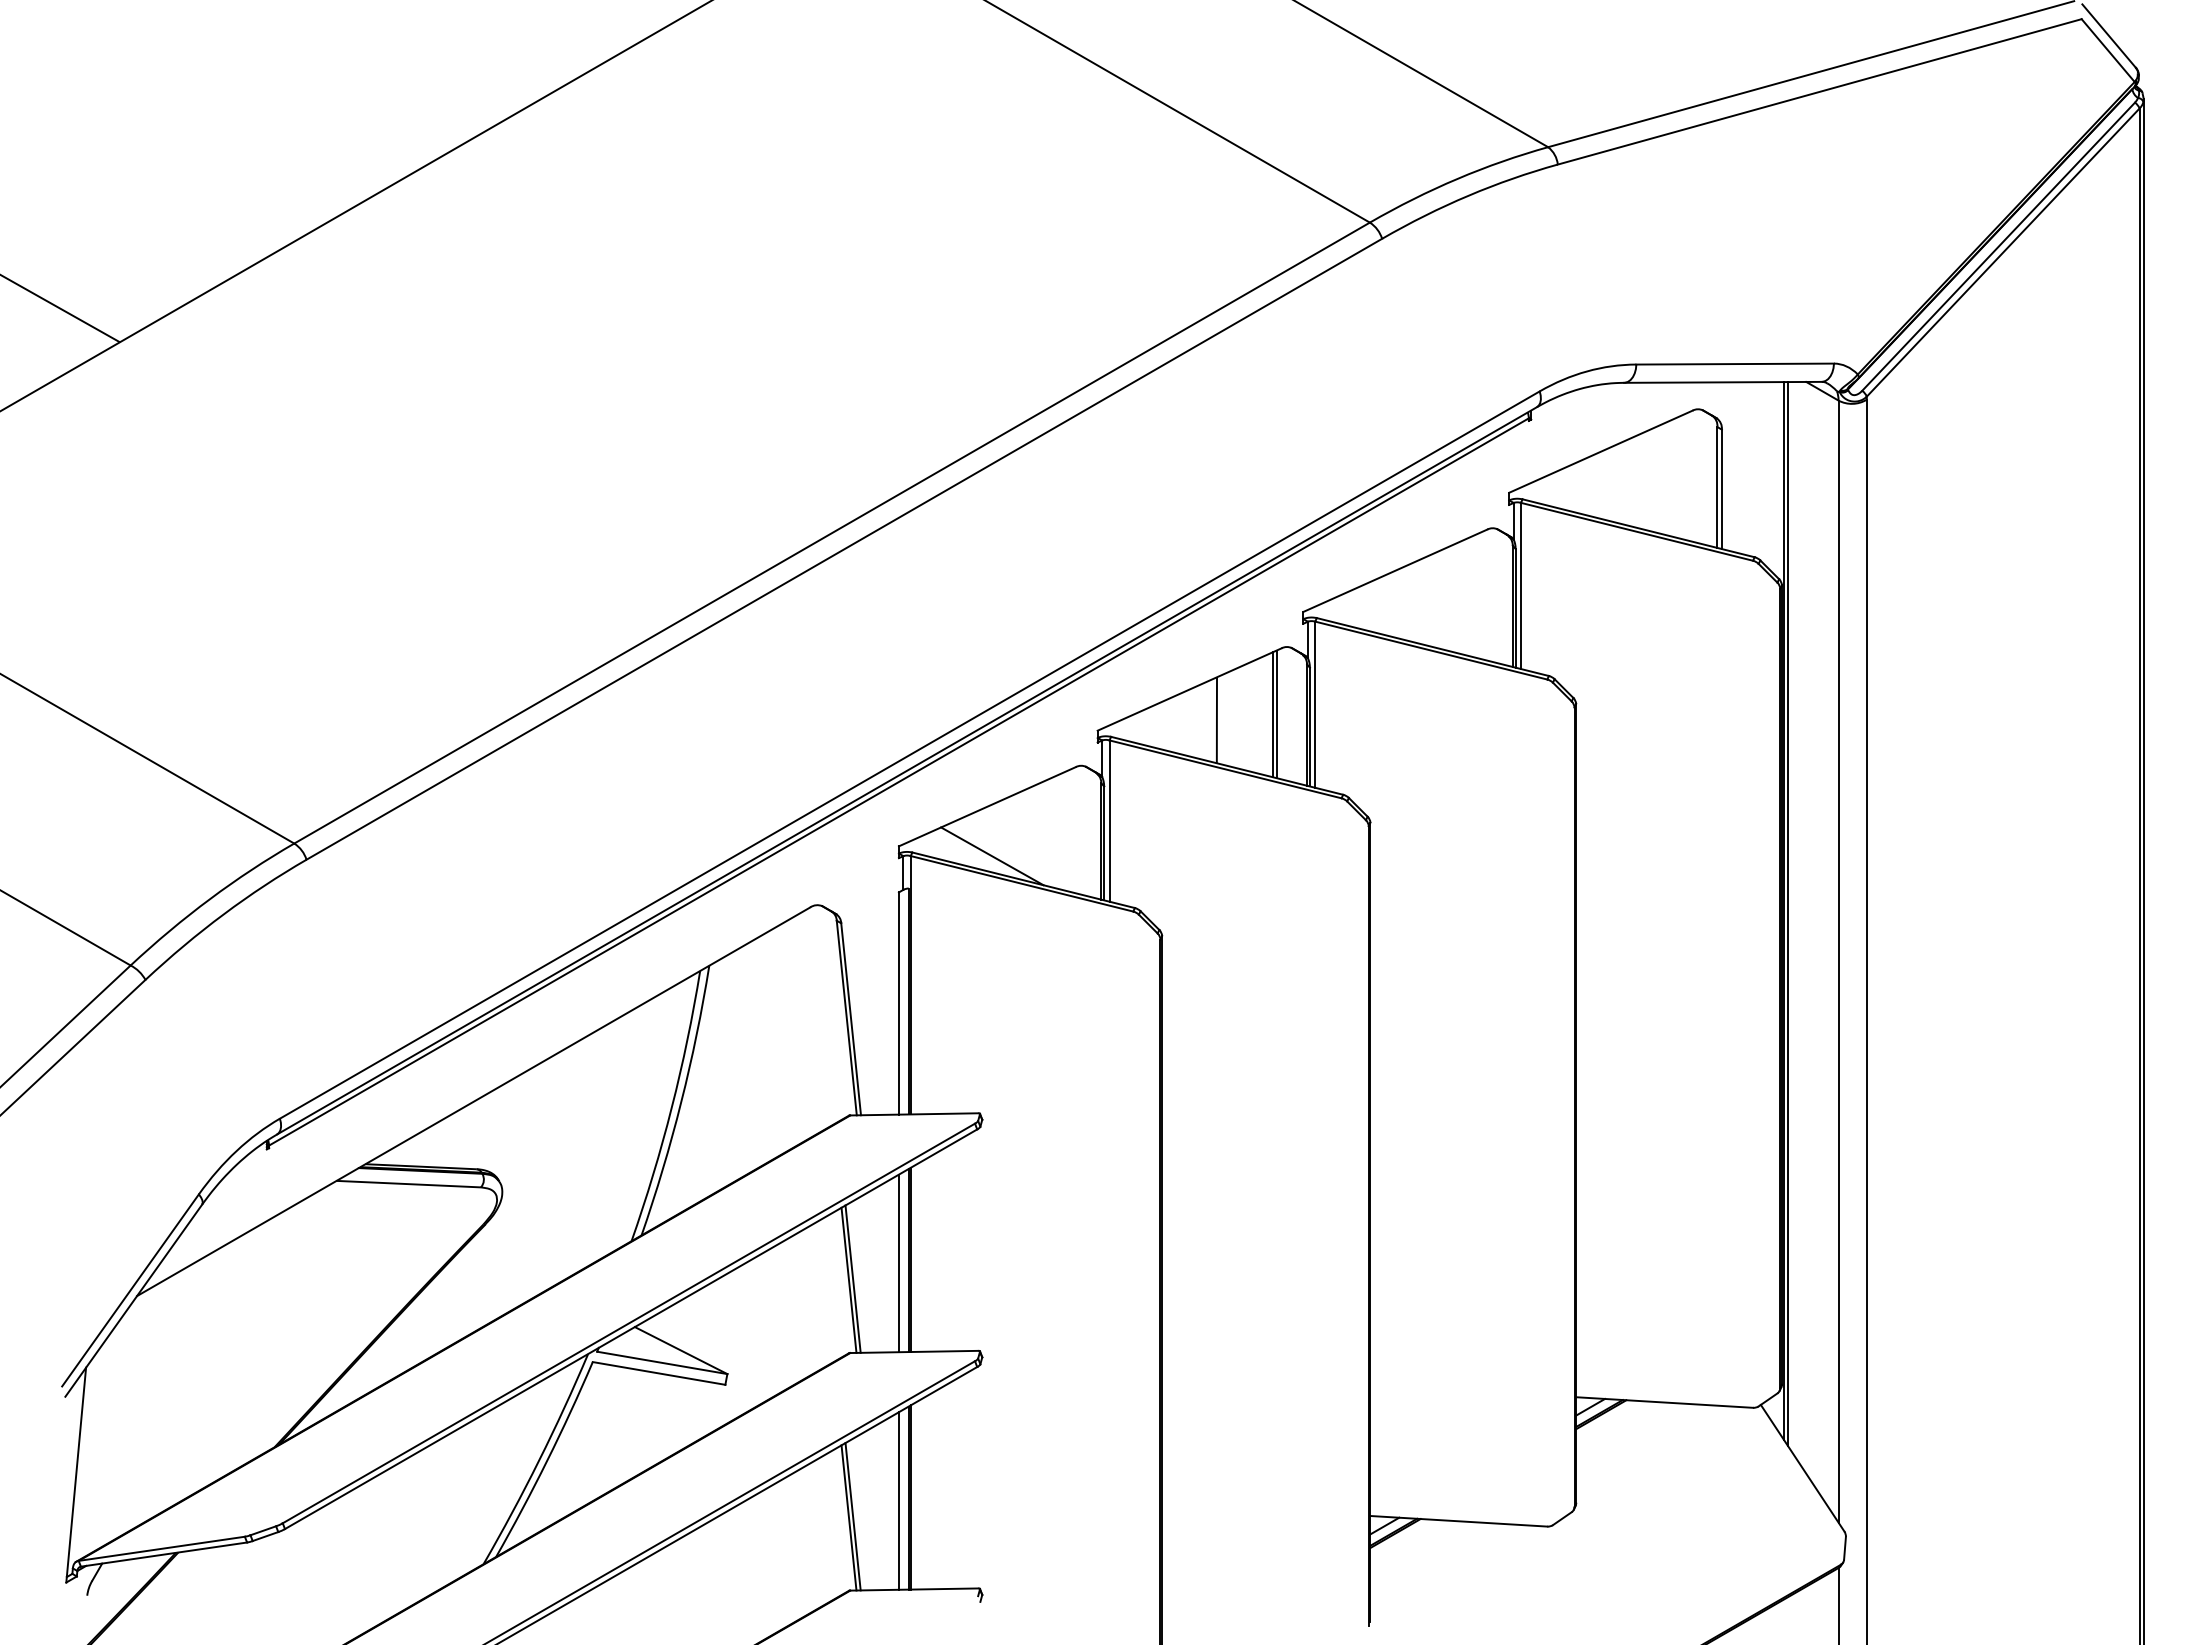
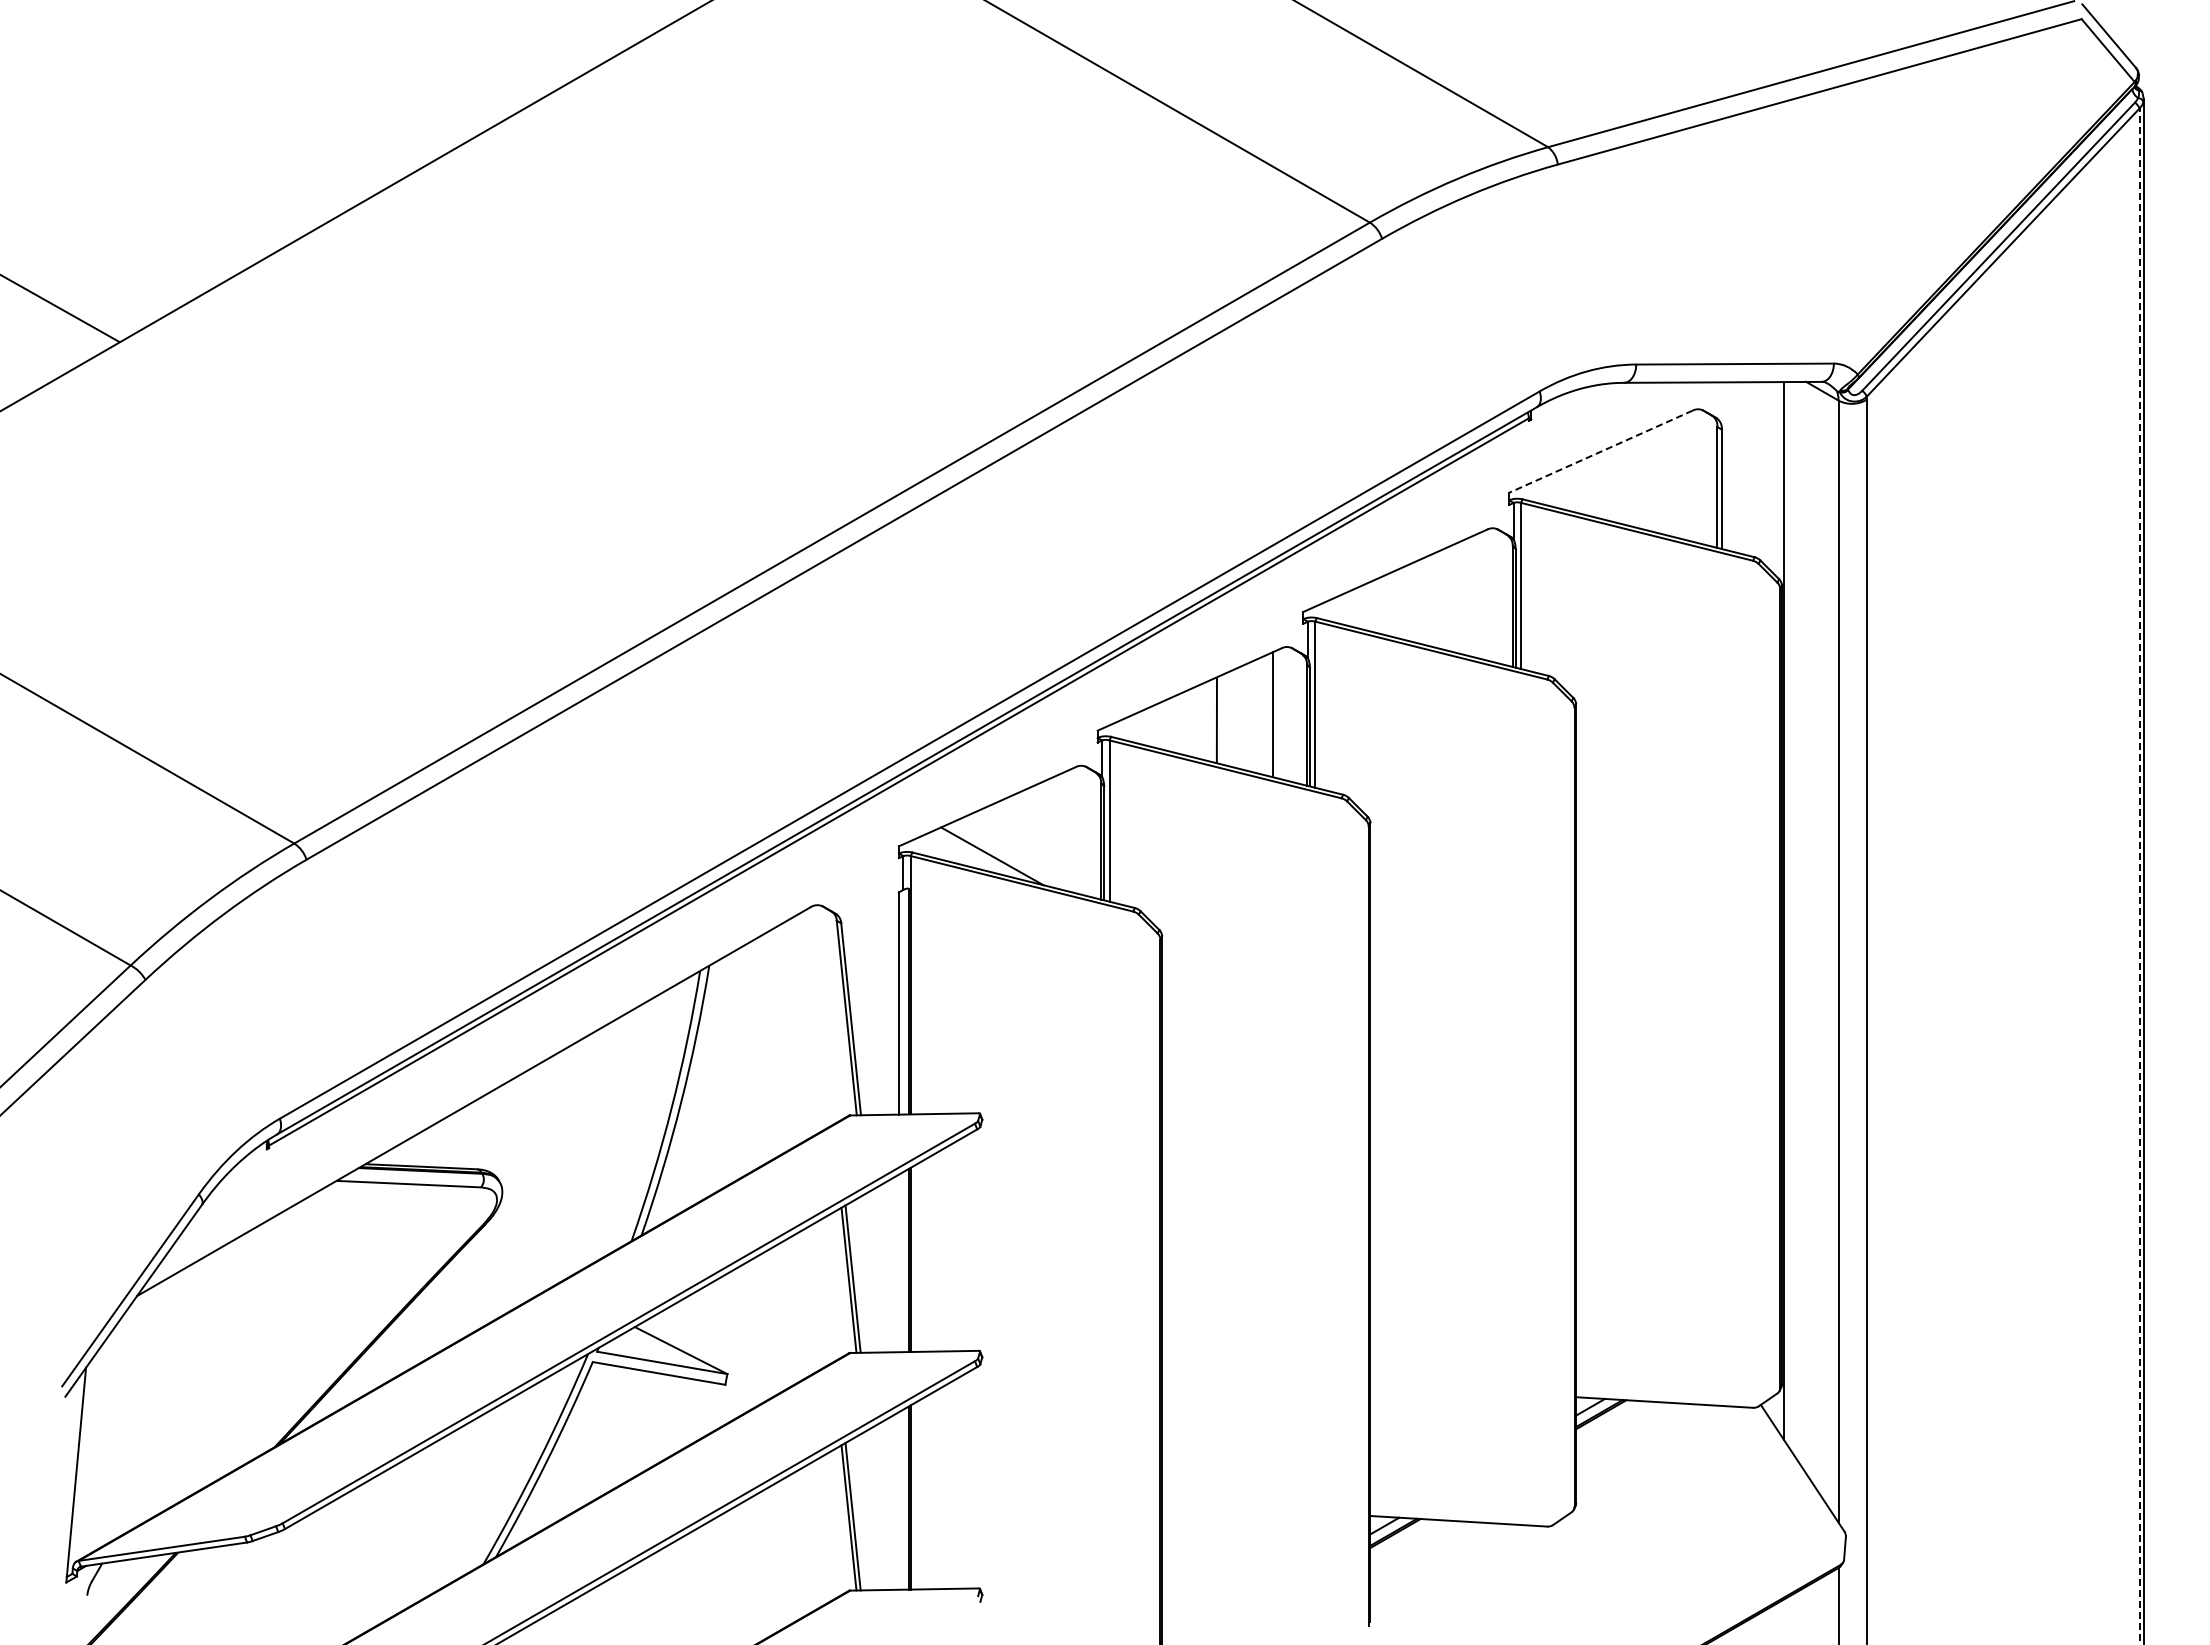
line: solid -> dashed (1600, 451)
line: present -> none (1276, 714)
line: solid -> dashed (2139, 876)
line: present -> none (1788, 914)
line: present -> none (898, 1263)
line: present -> none (898, 1500)
